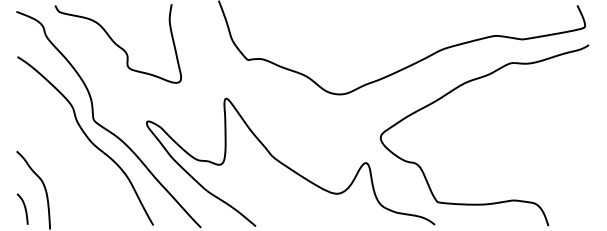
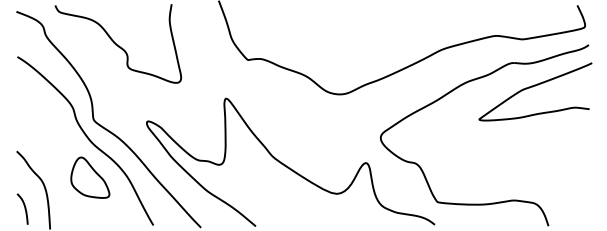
curve: none -> present (535, 86)
part: none -> present (90, 177)
